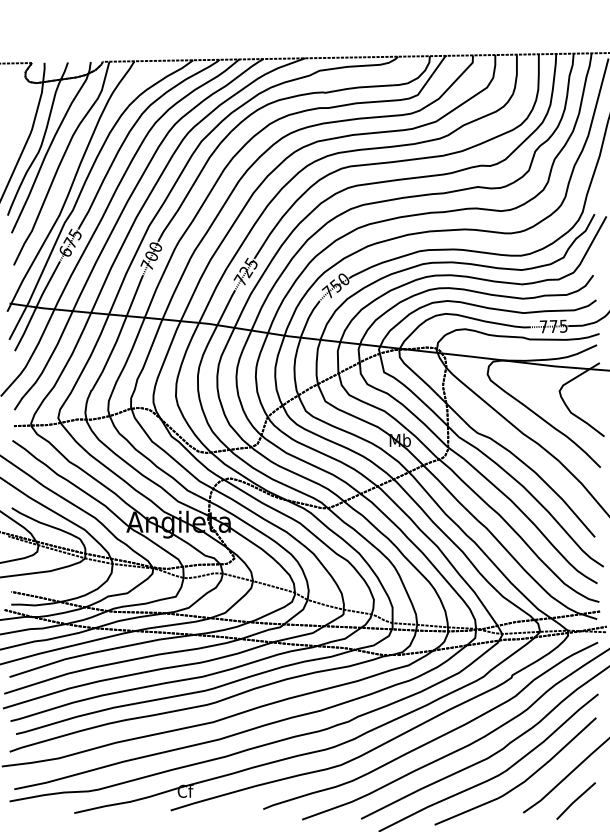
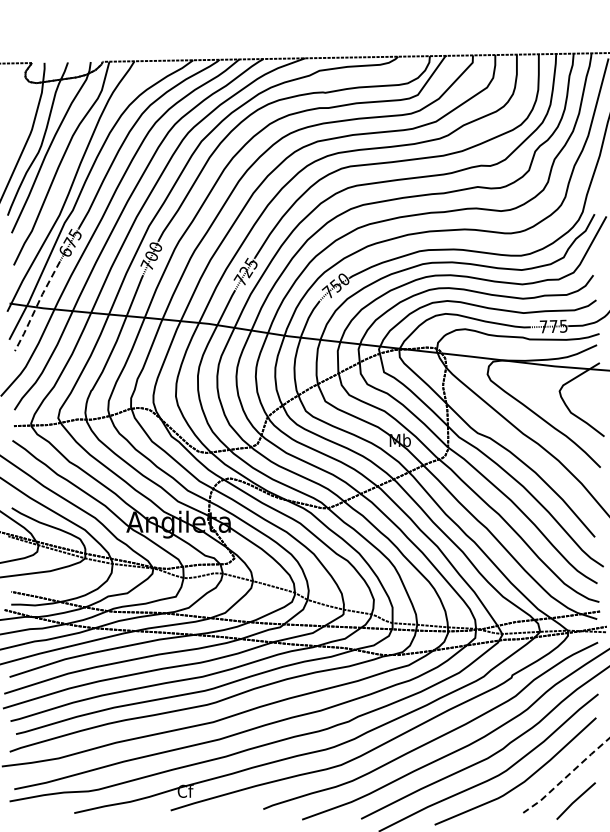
line: solid -> dashed (37, 306)
line: solid -> dashed (567, 776)
